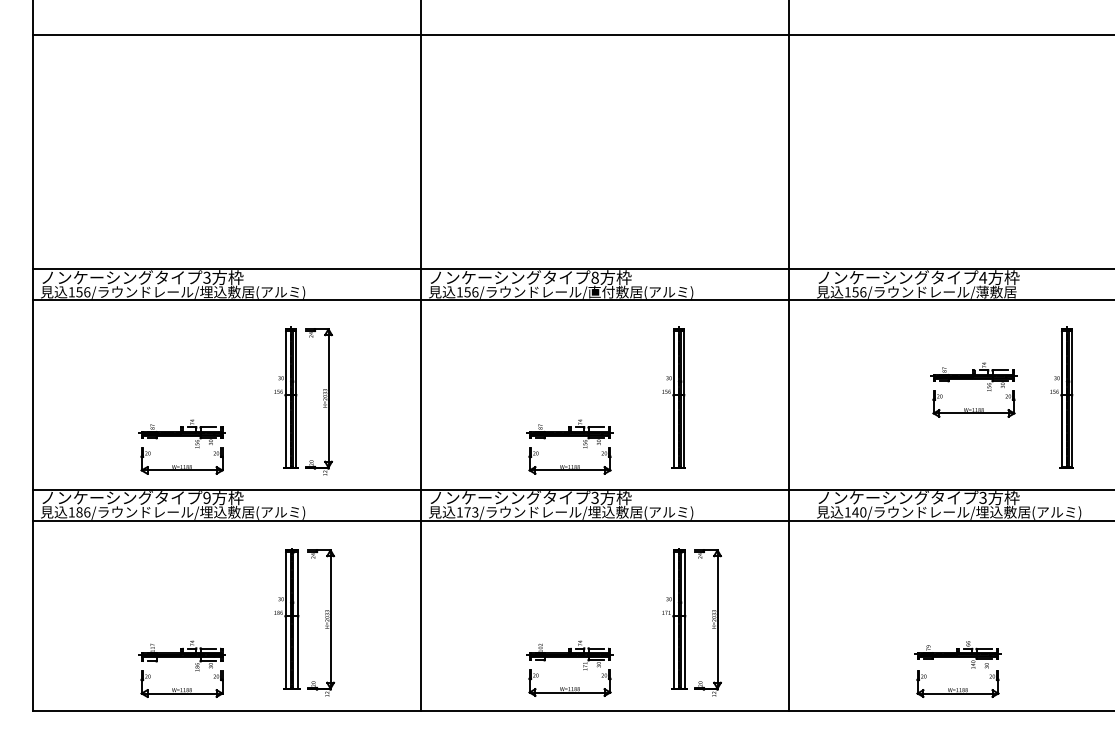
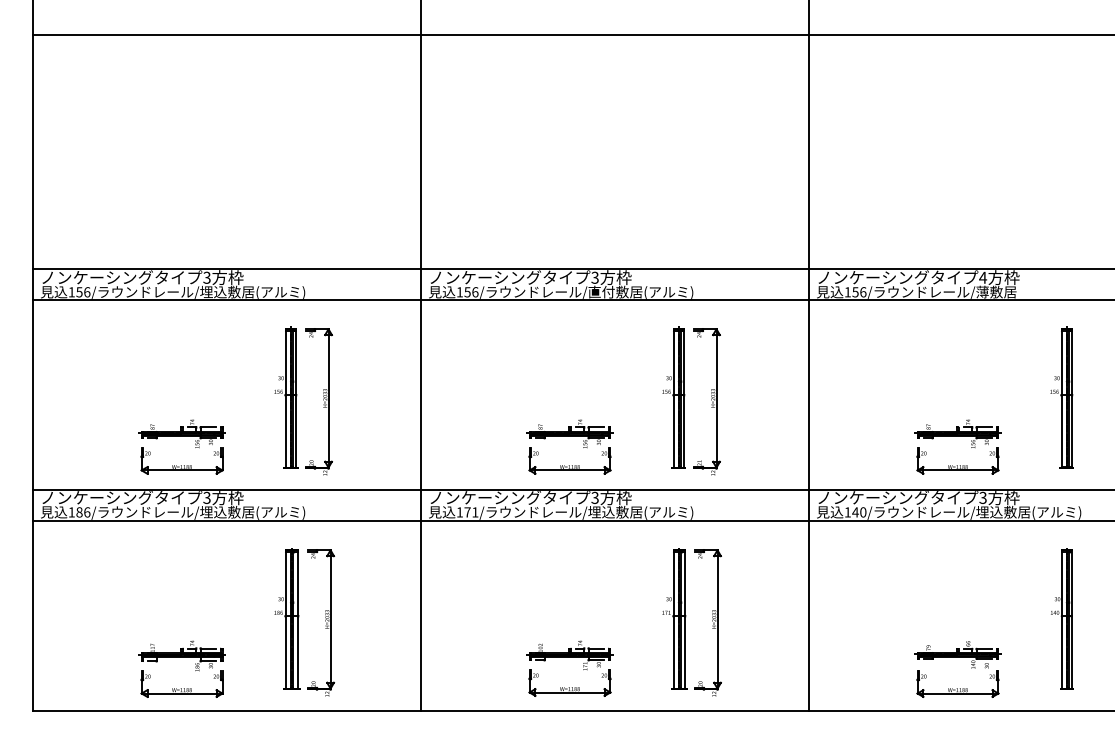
text: 8 -> 3 (594, 277)
line position: (789, 356) -> (809, 356) (809, 356)
part position: (973, 379) -> (957, 436) (957, 436)
part: none -> present (706, 401)
text: 9 -> 3 (206, 497)
text: 173/ -> 171/ (475, 512)
part: none -> present (1062, 618)
